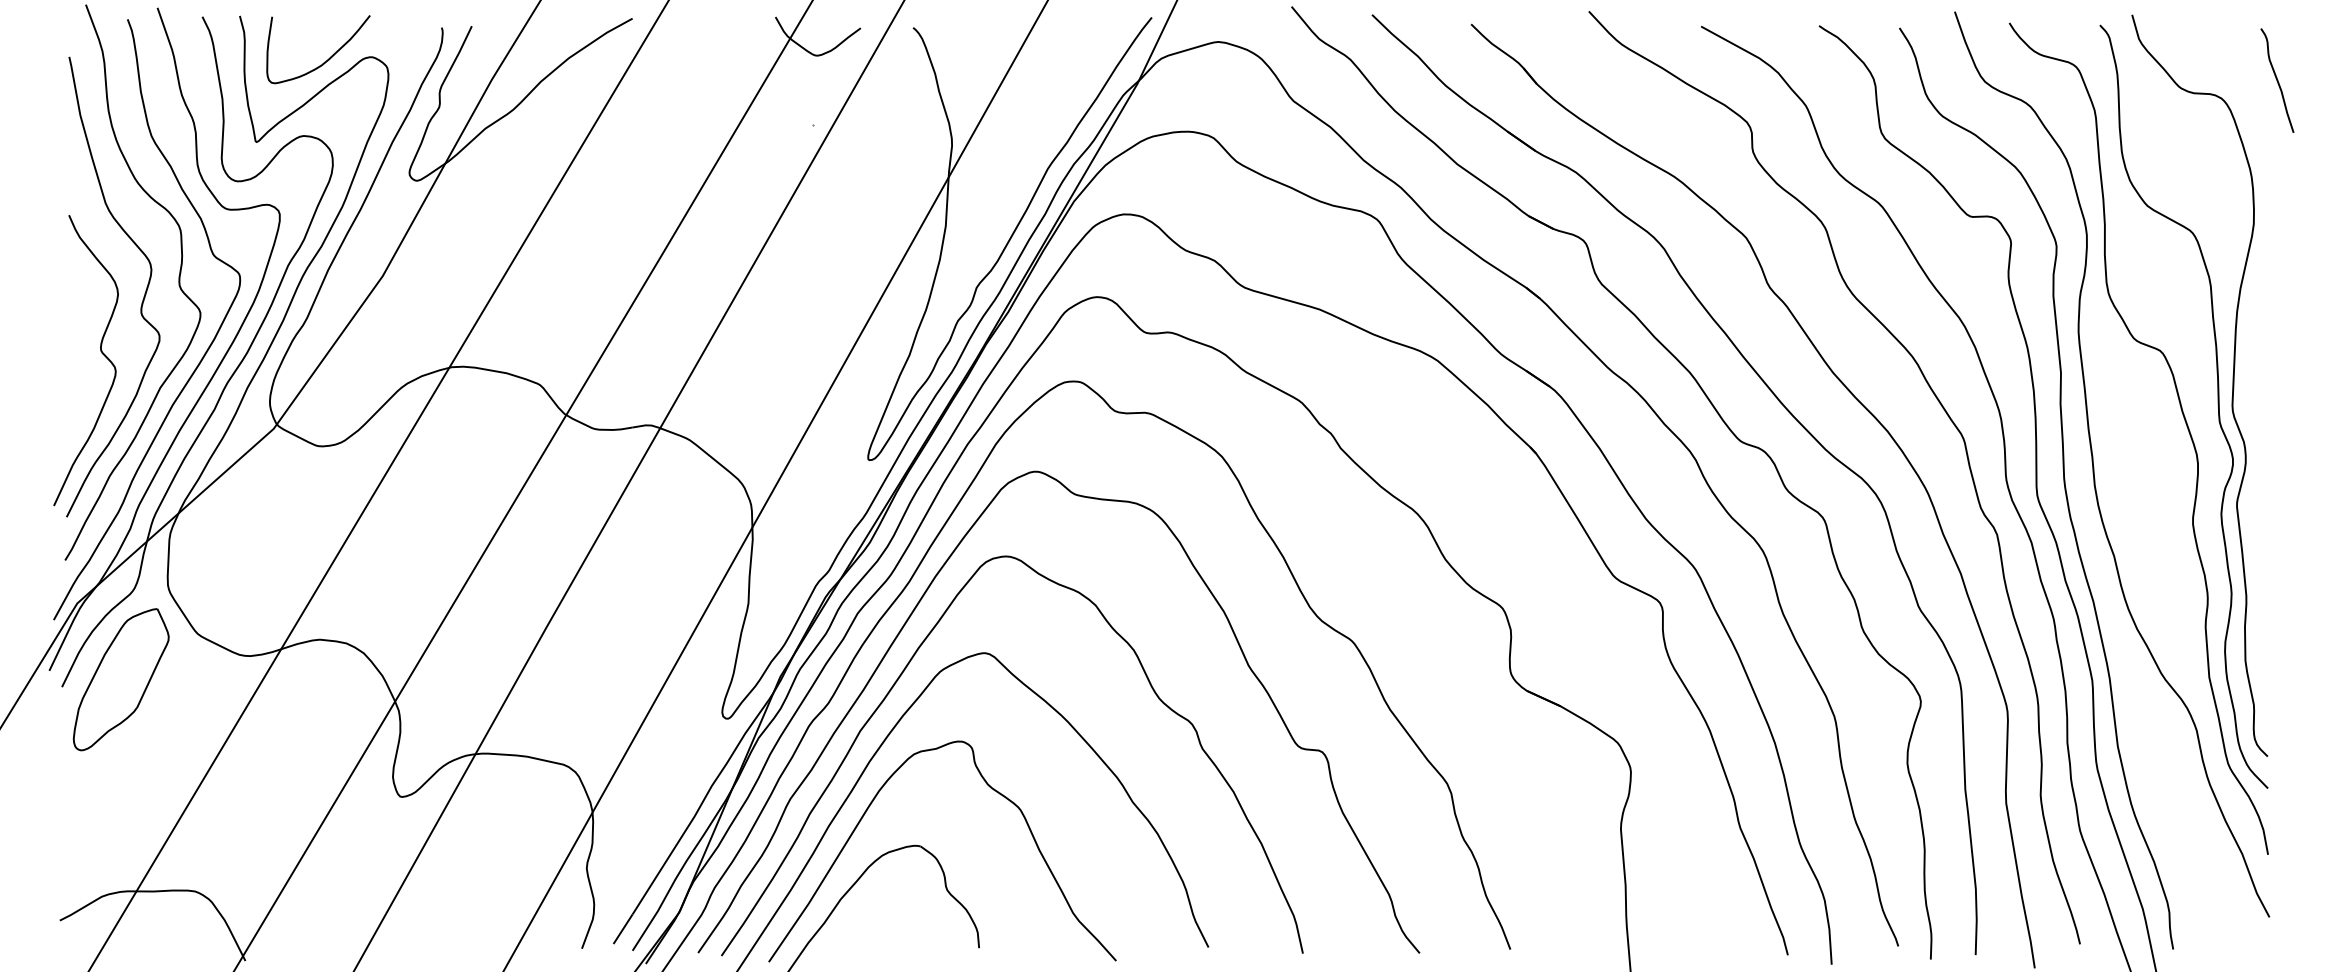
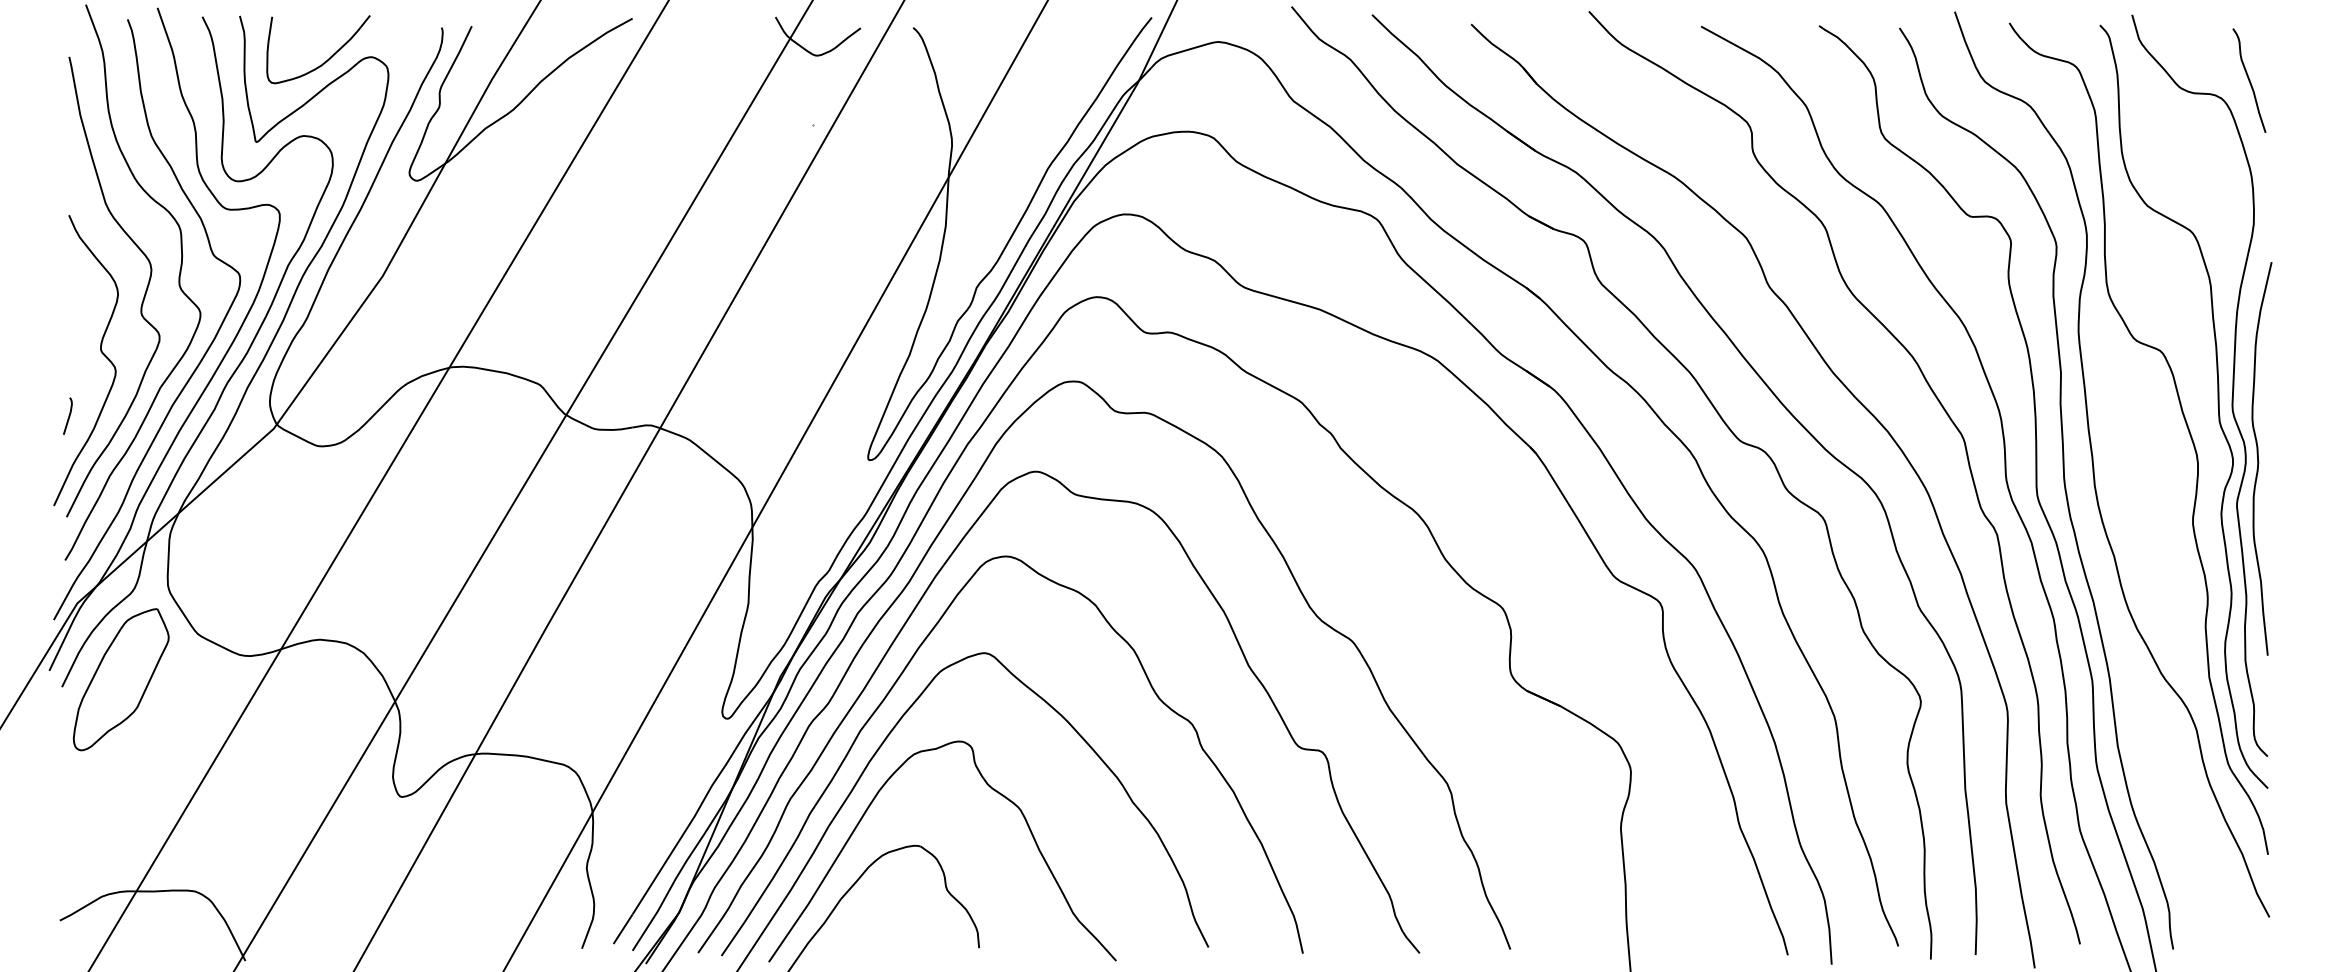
curve position: (2277, 80) -> (2249, 80) (2249, 80)
curve: none -> present (68, 415)
curve: none -> present (2258, 458)
